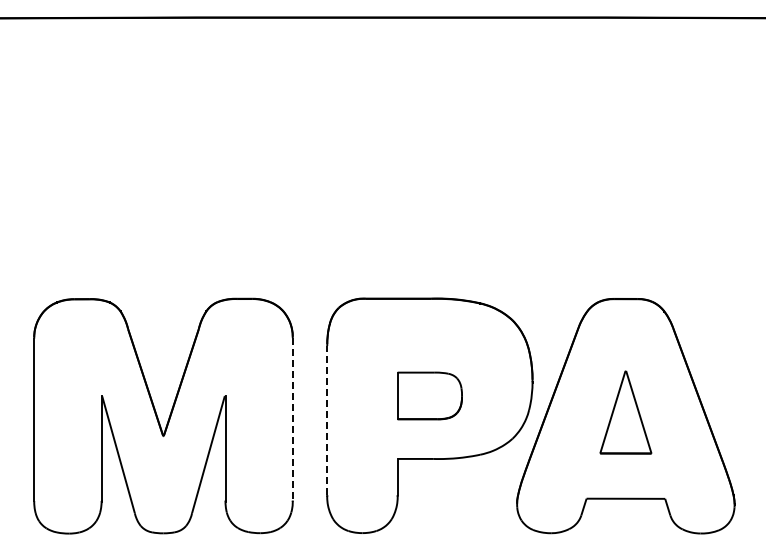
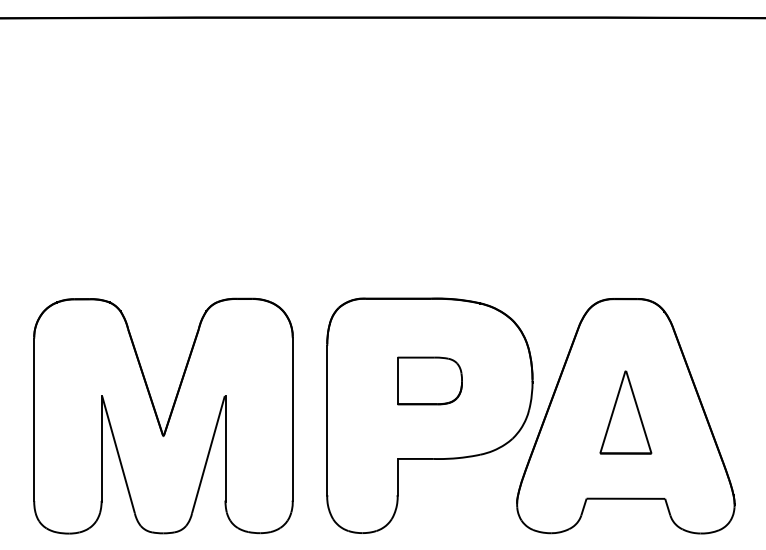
part position: (429, 395) -> (429, 380) (429, 380)
line: dashed -> solid (292, 420)
line: dashed -> solid (327, 420)
